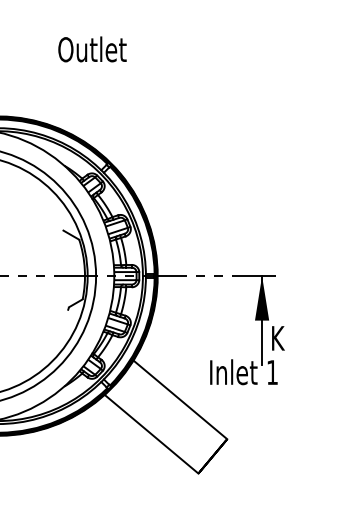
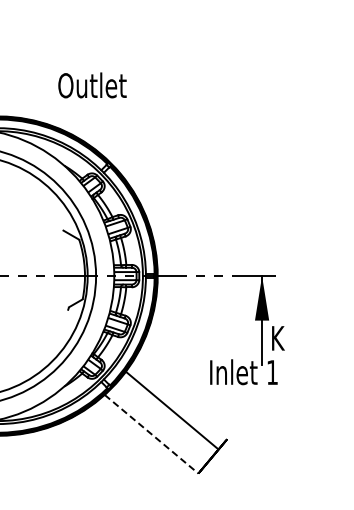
text position: (92, 49) -> (92, 85) (92, 85)
line position: (180, 399) -> (171, 409) (171, 409)
line: solid -> dashed (151, 434)
